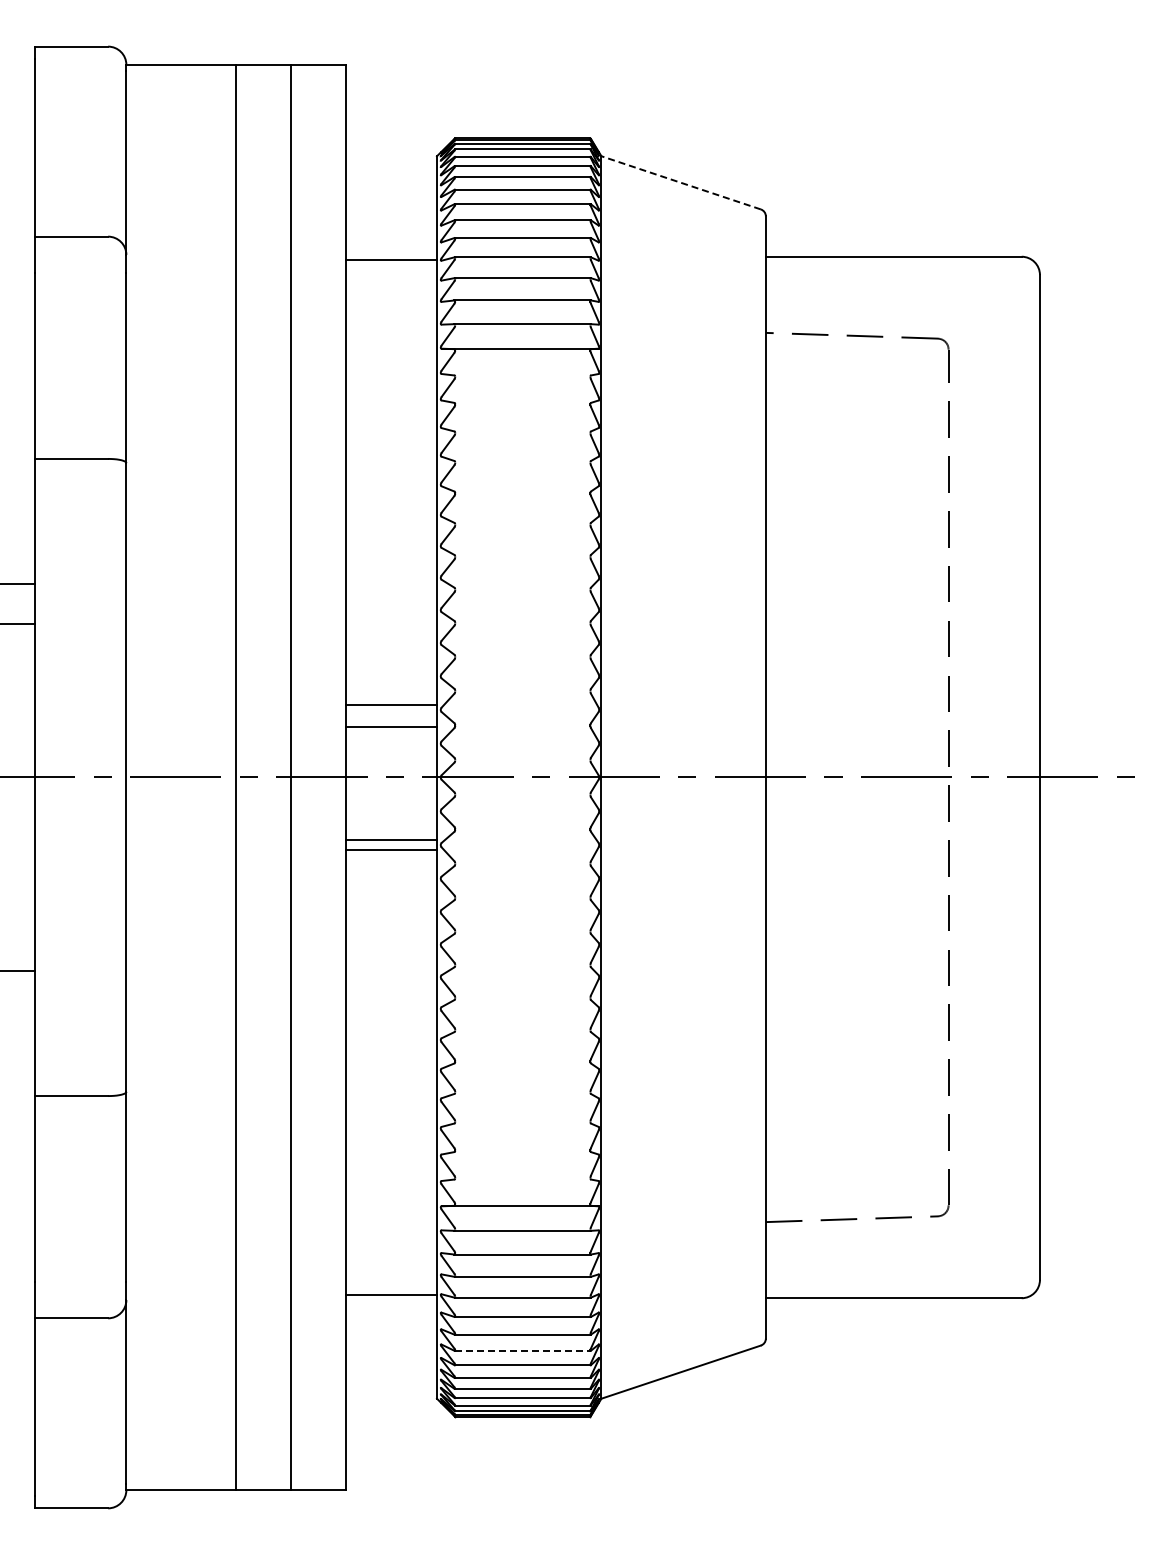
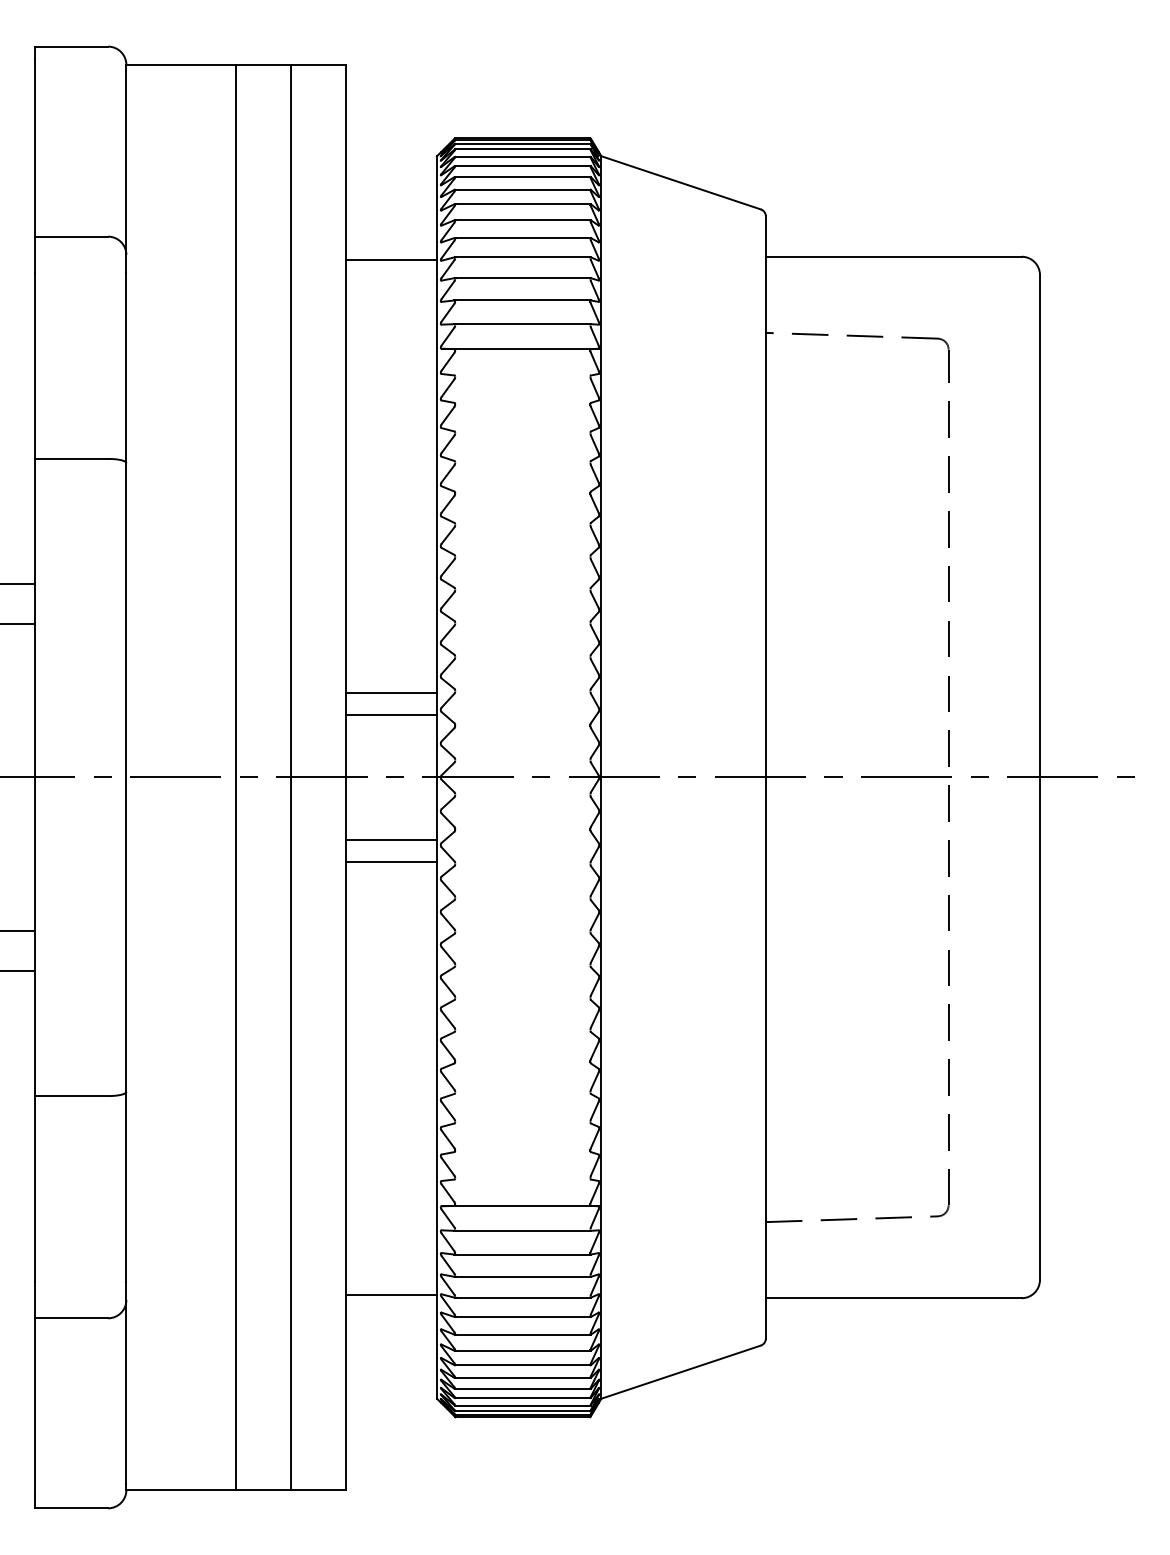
line: dashed -> solid (680, 182)
line position: (391, 704) -> (391, 692) (391, 692)
line position: (391, 727) -> (391, 715) (391, 715)
line position: (391, 850) -> (391, 862) (391, 862)
line: none -> present (18, 930)
line: dashed -> solid (522, 1350)
